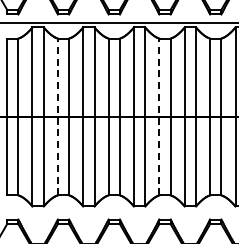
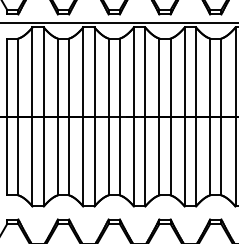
line: dashed -> solid (57, 116)
line: dashed -> solid (159, 116)
